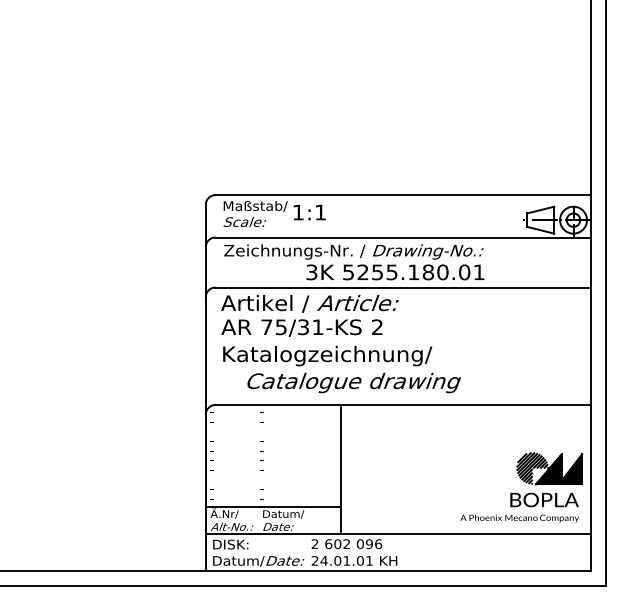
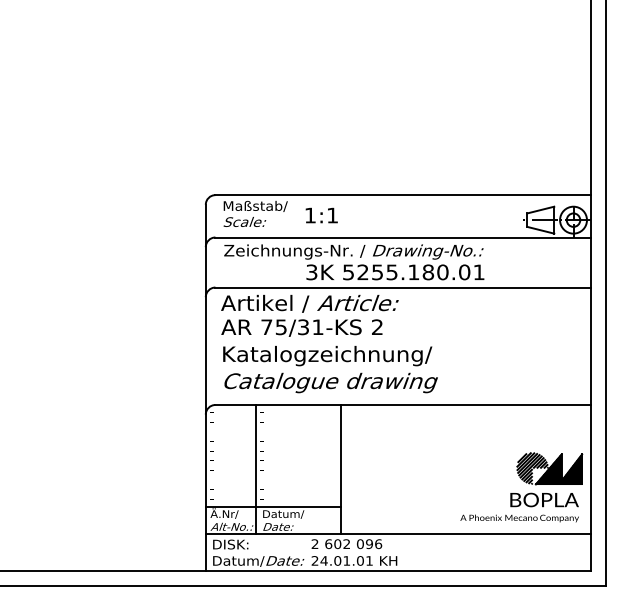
text position: (309, 212) -> (321, 215) (321, 215)
text position: (353, 382) -> (330, 382) (330, 382)
line: none -> present (255, 468)
